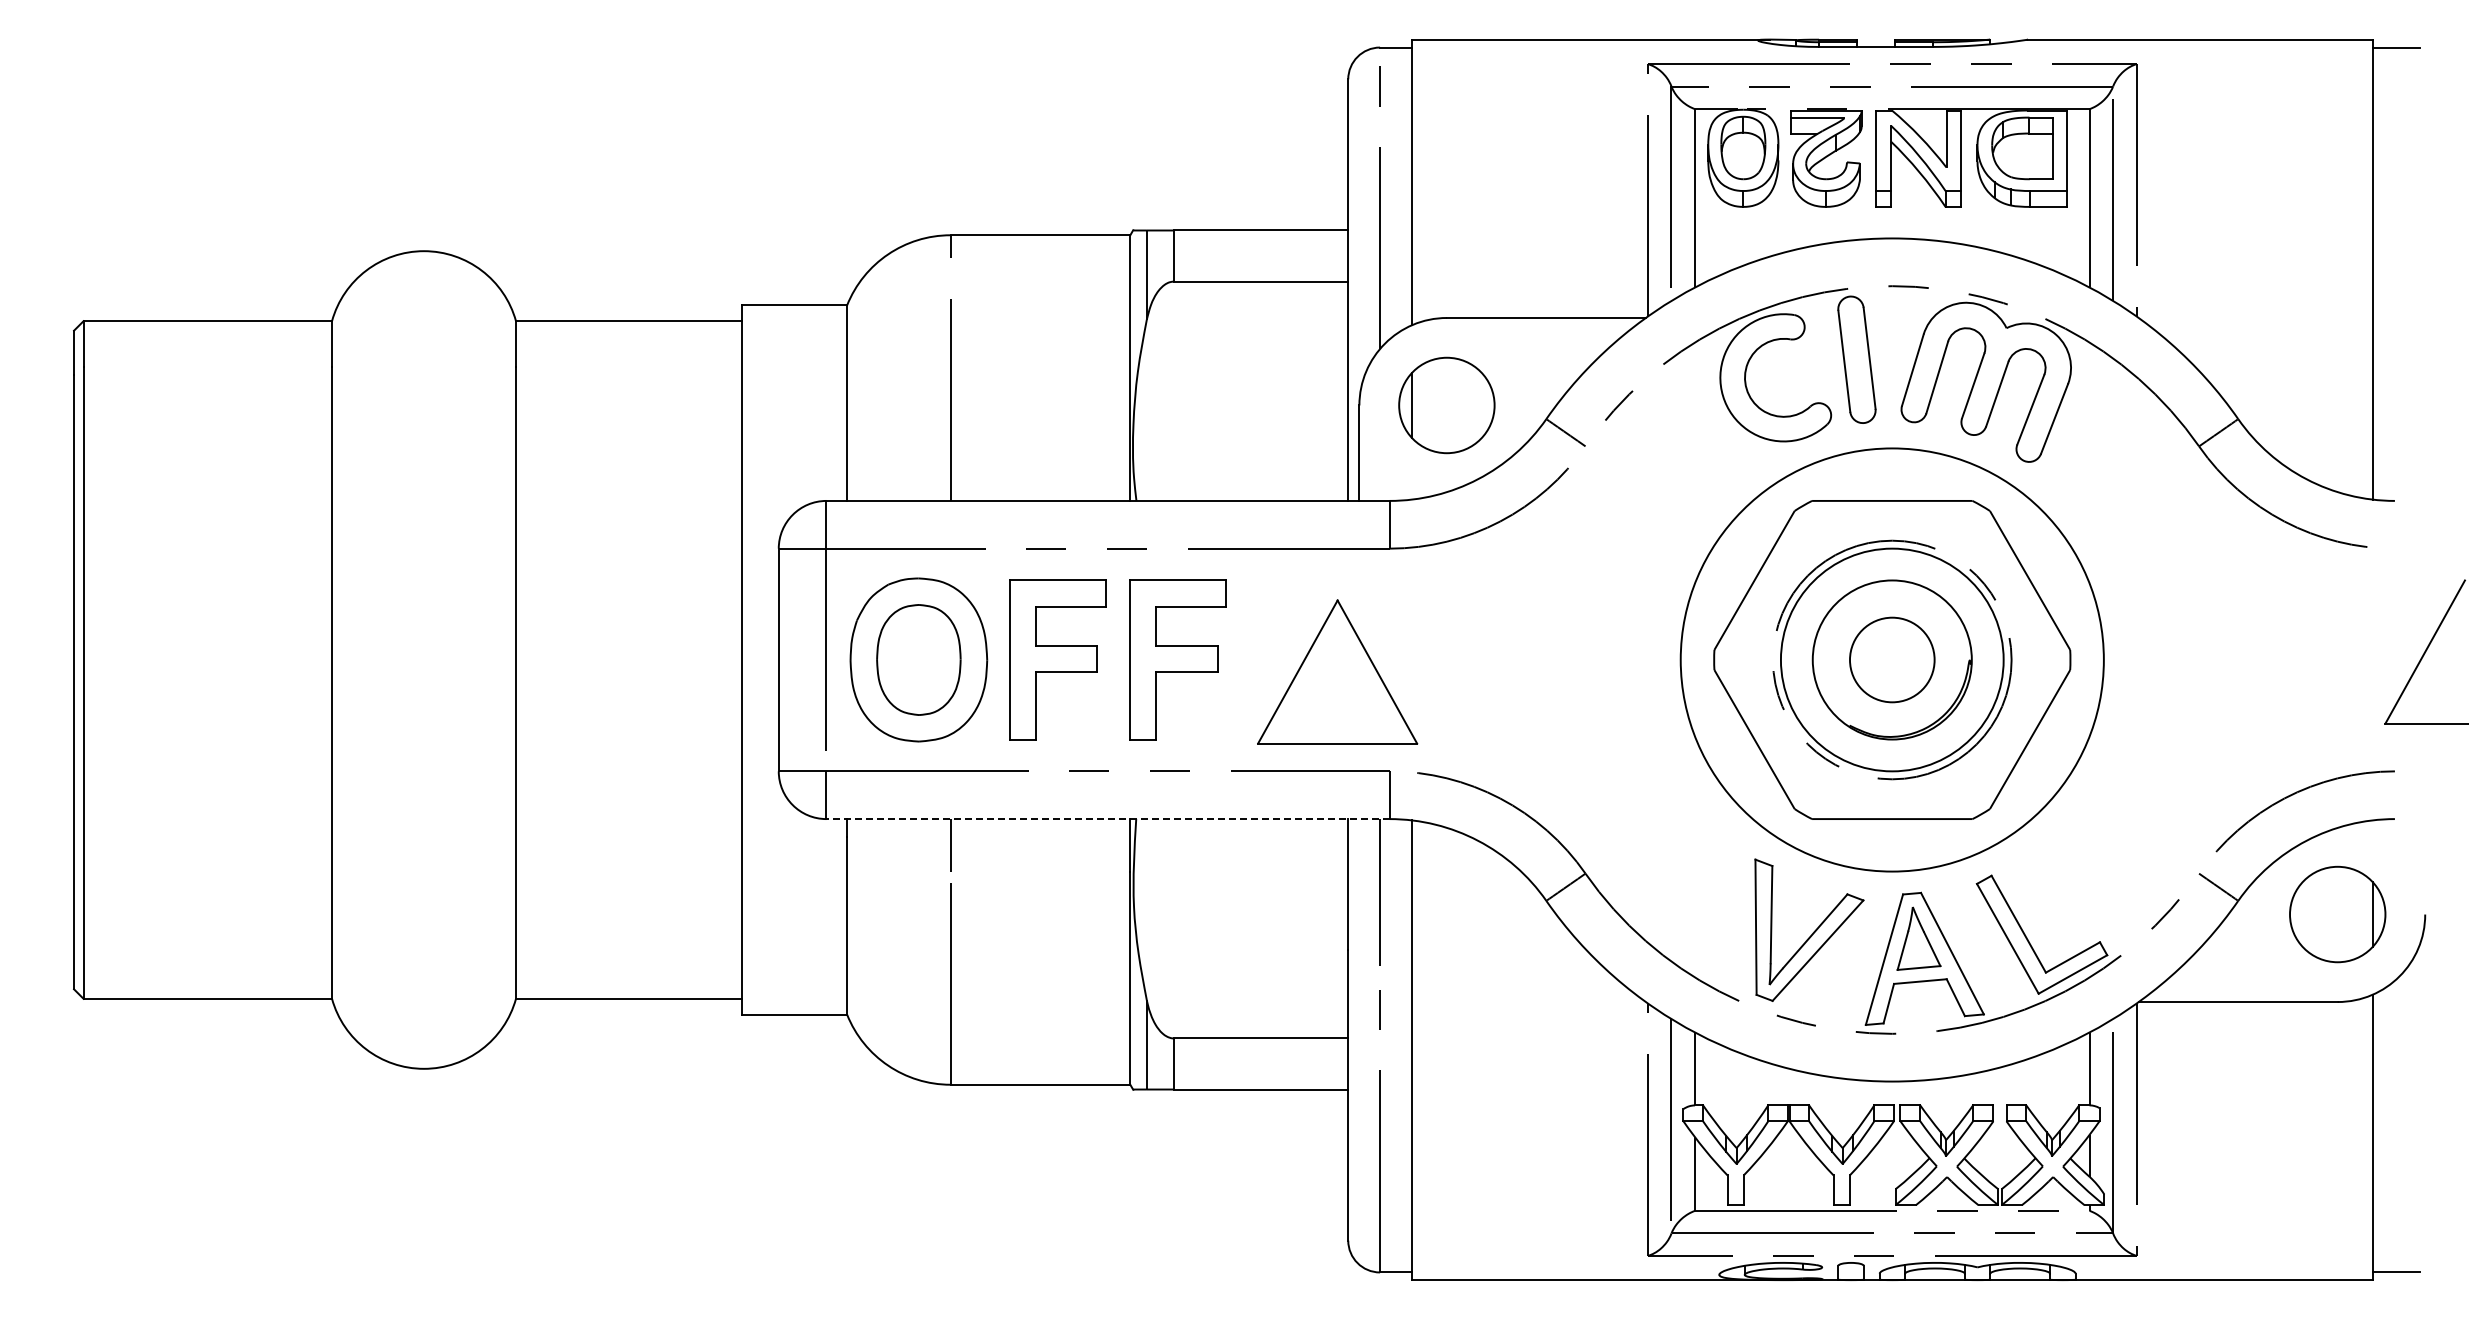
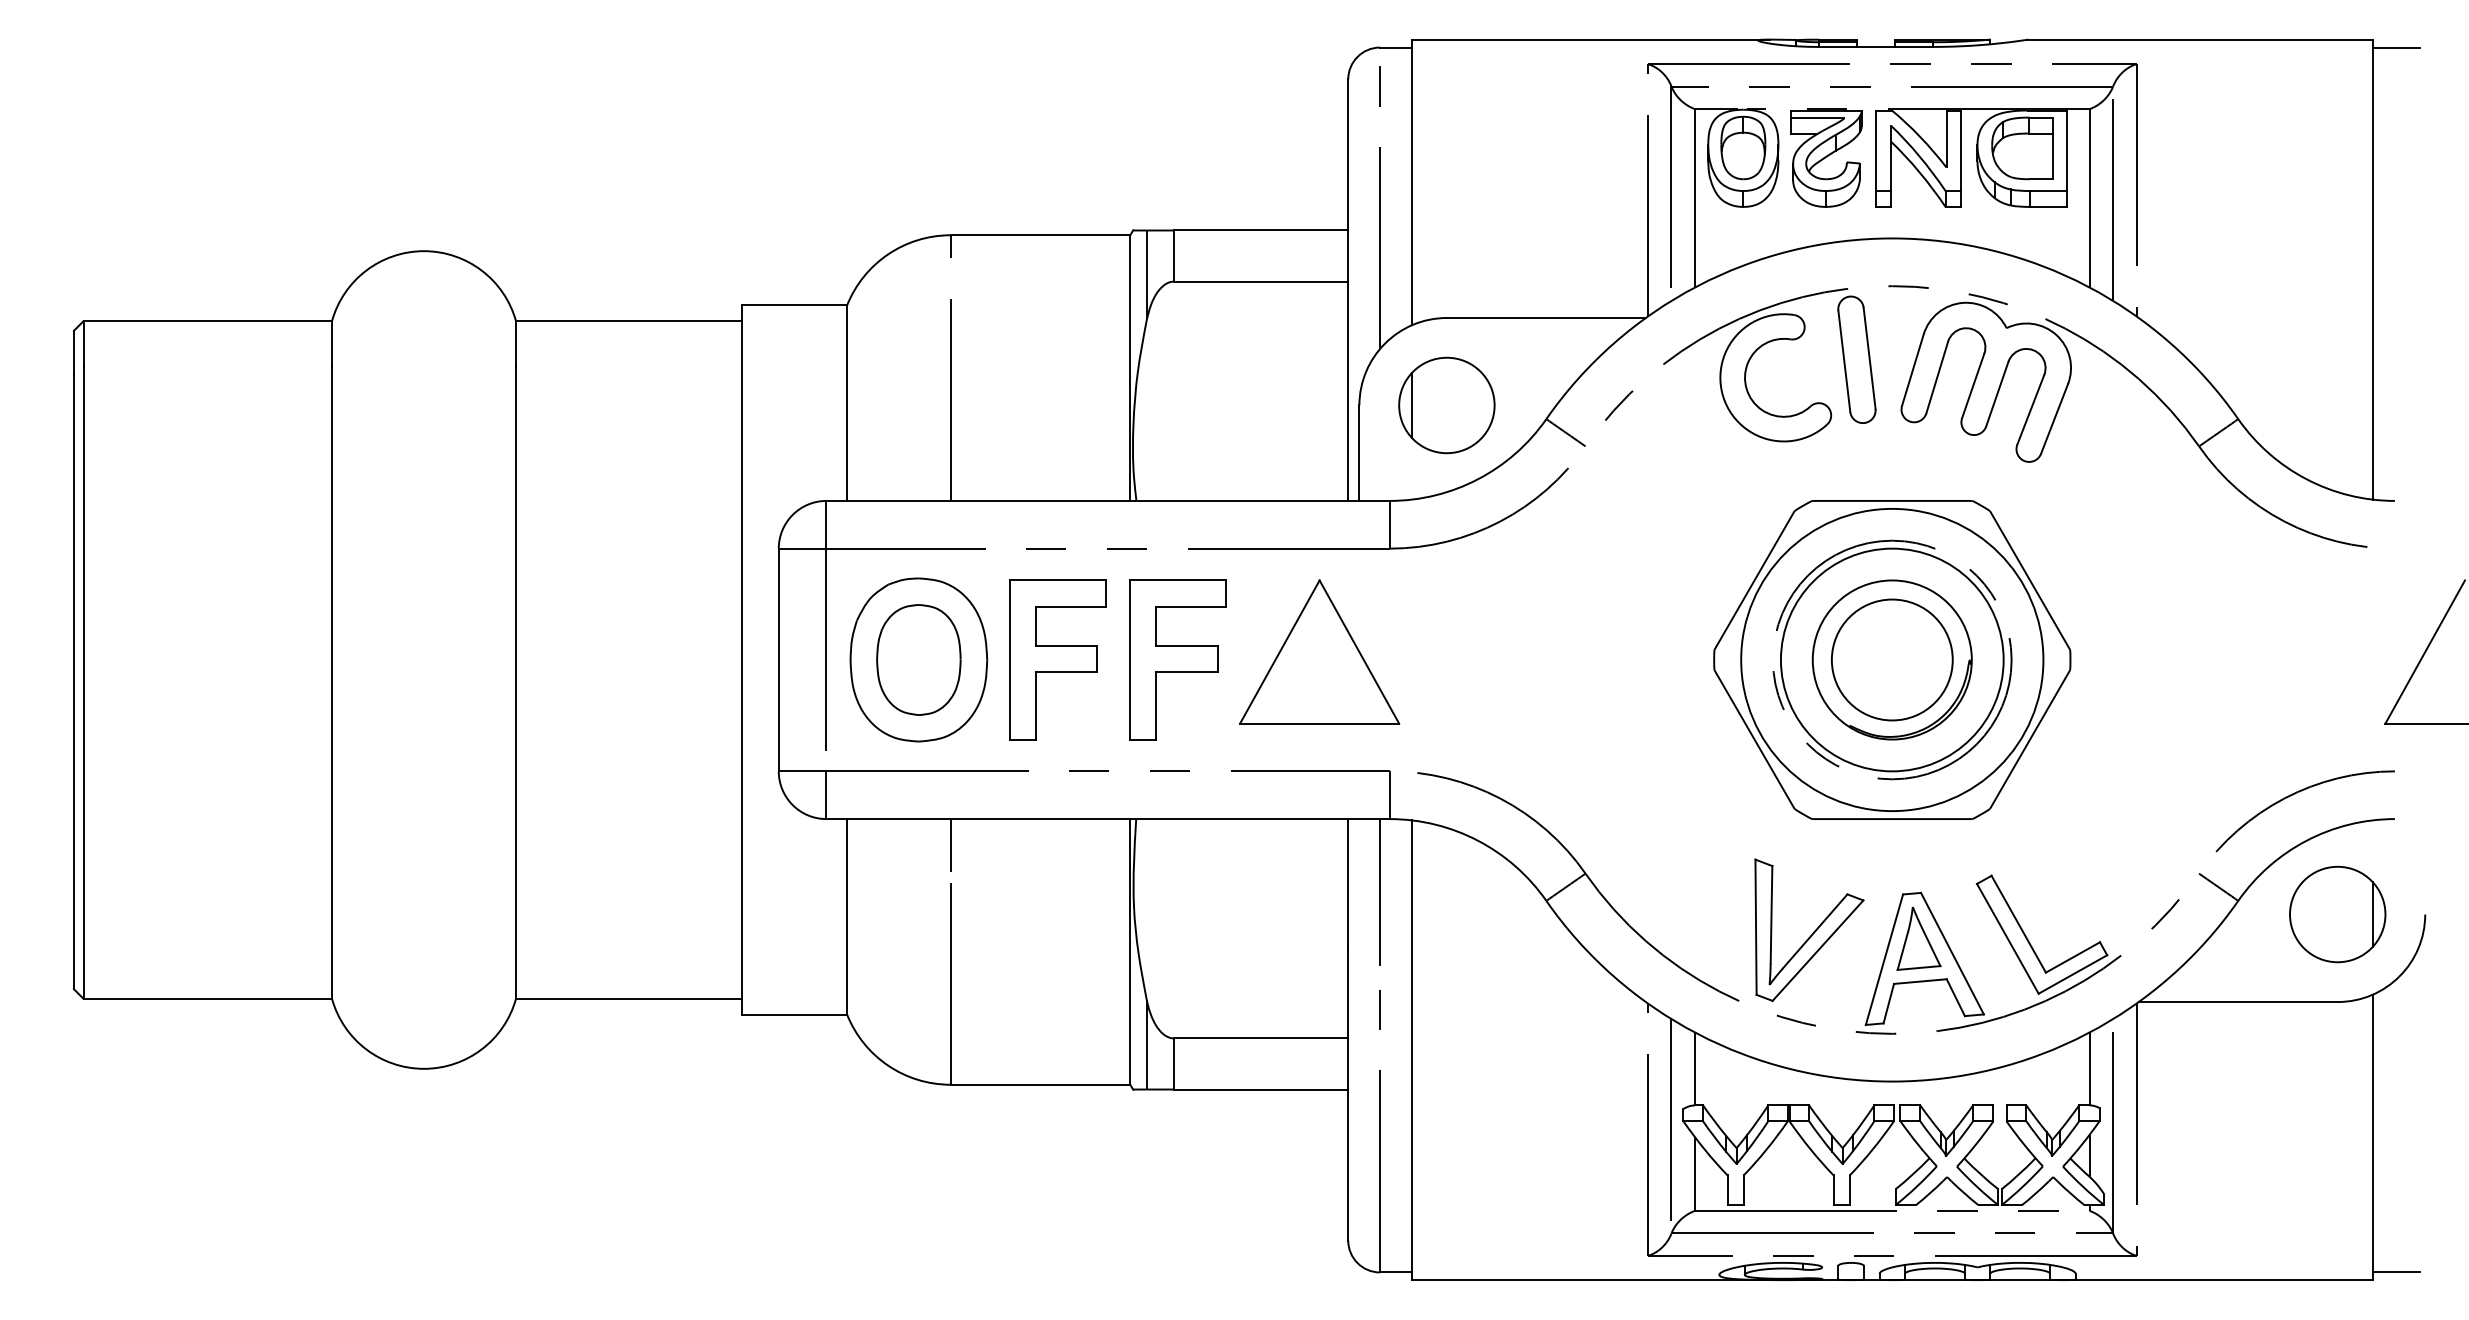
circle diameter: 423 px -> 302 px (1892, 659)
circle diameter: 85 px -> 121 px (1891, 659)
part position: (1337, 671) -> (1319, 651) (1319, 651)
line: dashed -> solid (1108, 819)
